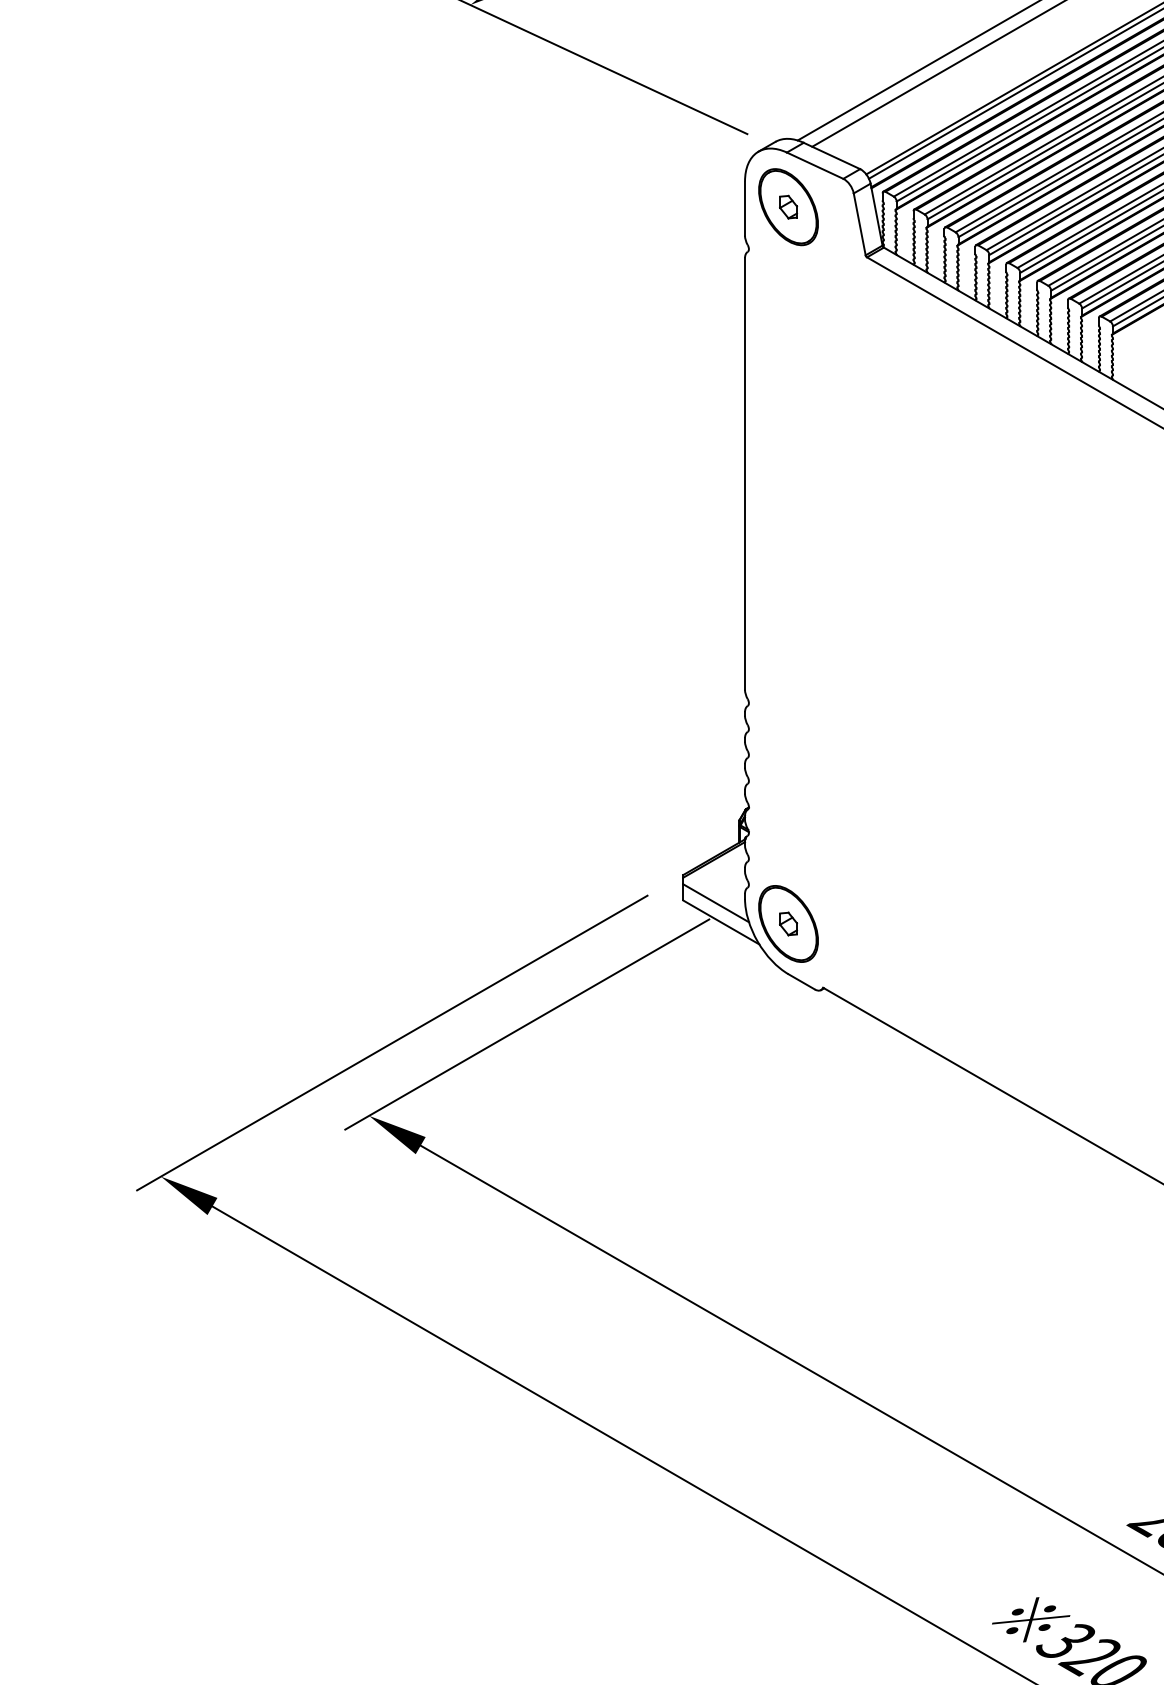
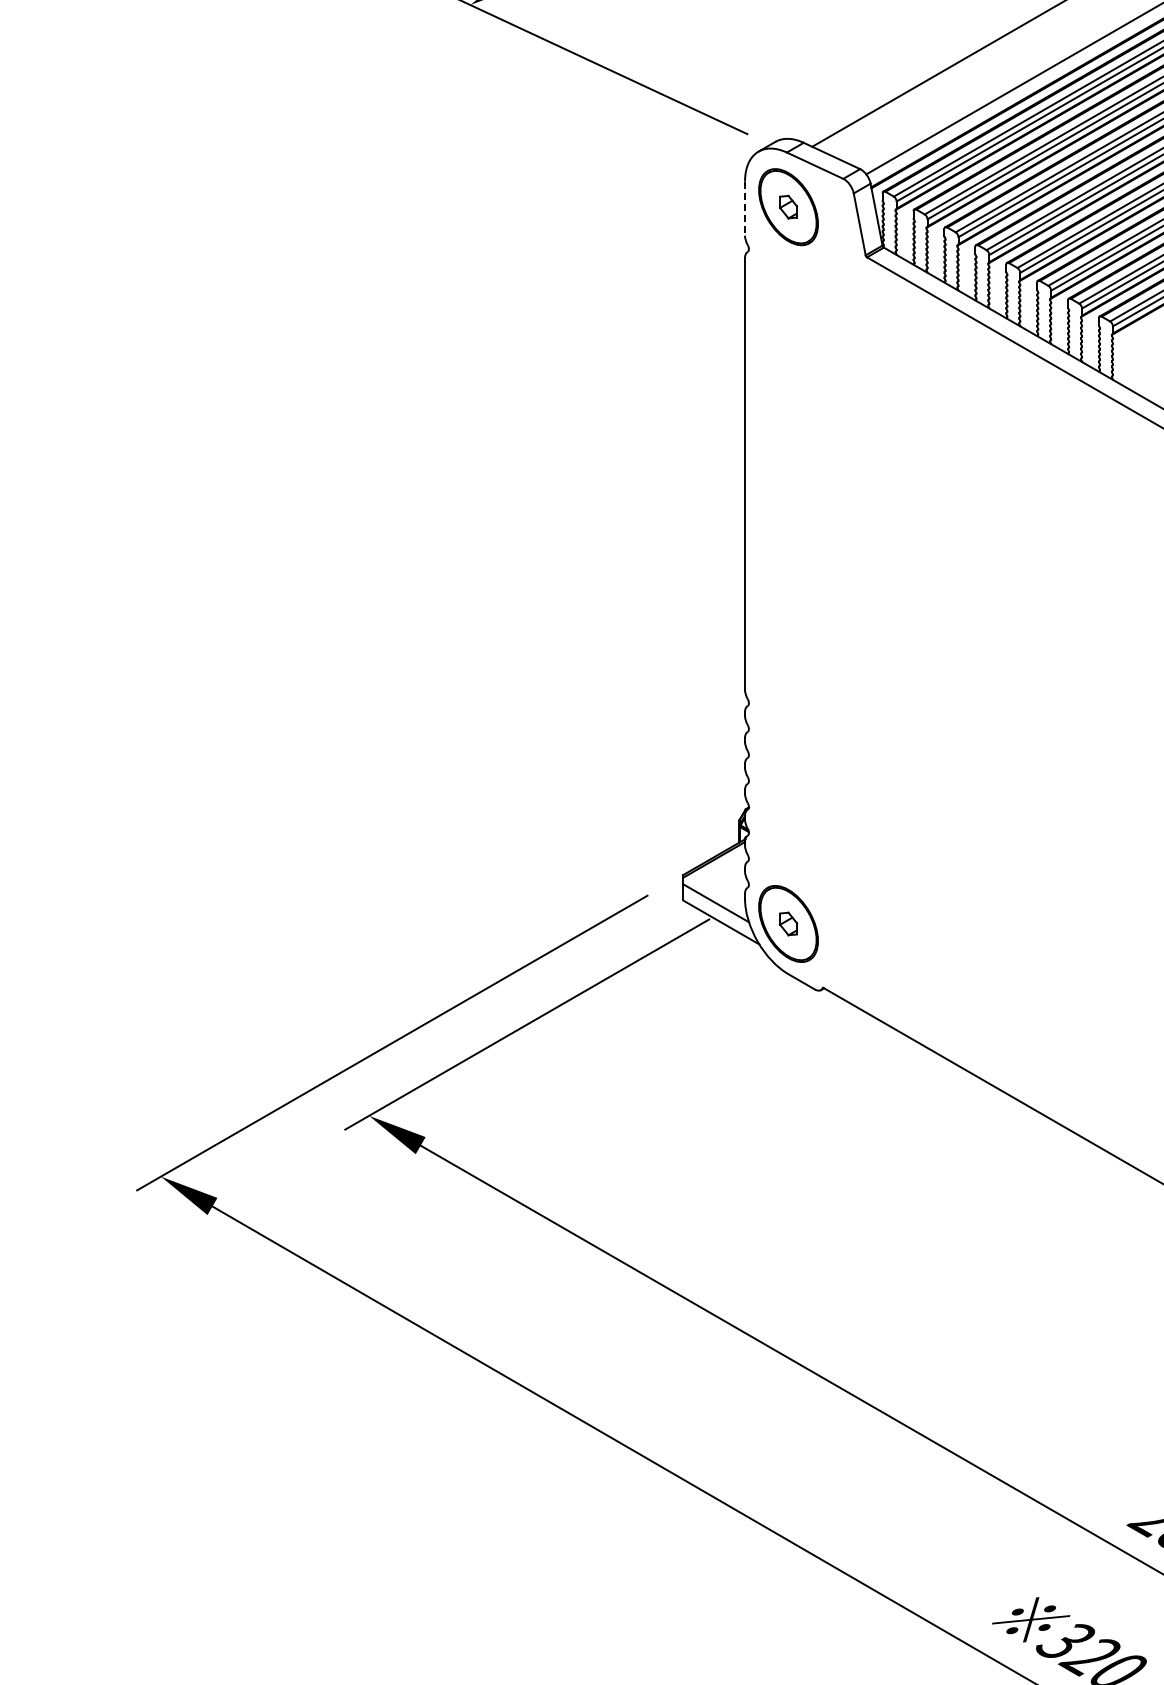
line: present -> none (916, 71)
line: present -> none (1014, 94)
line: solid -> dashed (745, 209)
